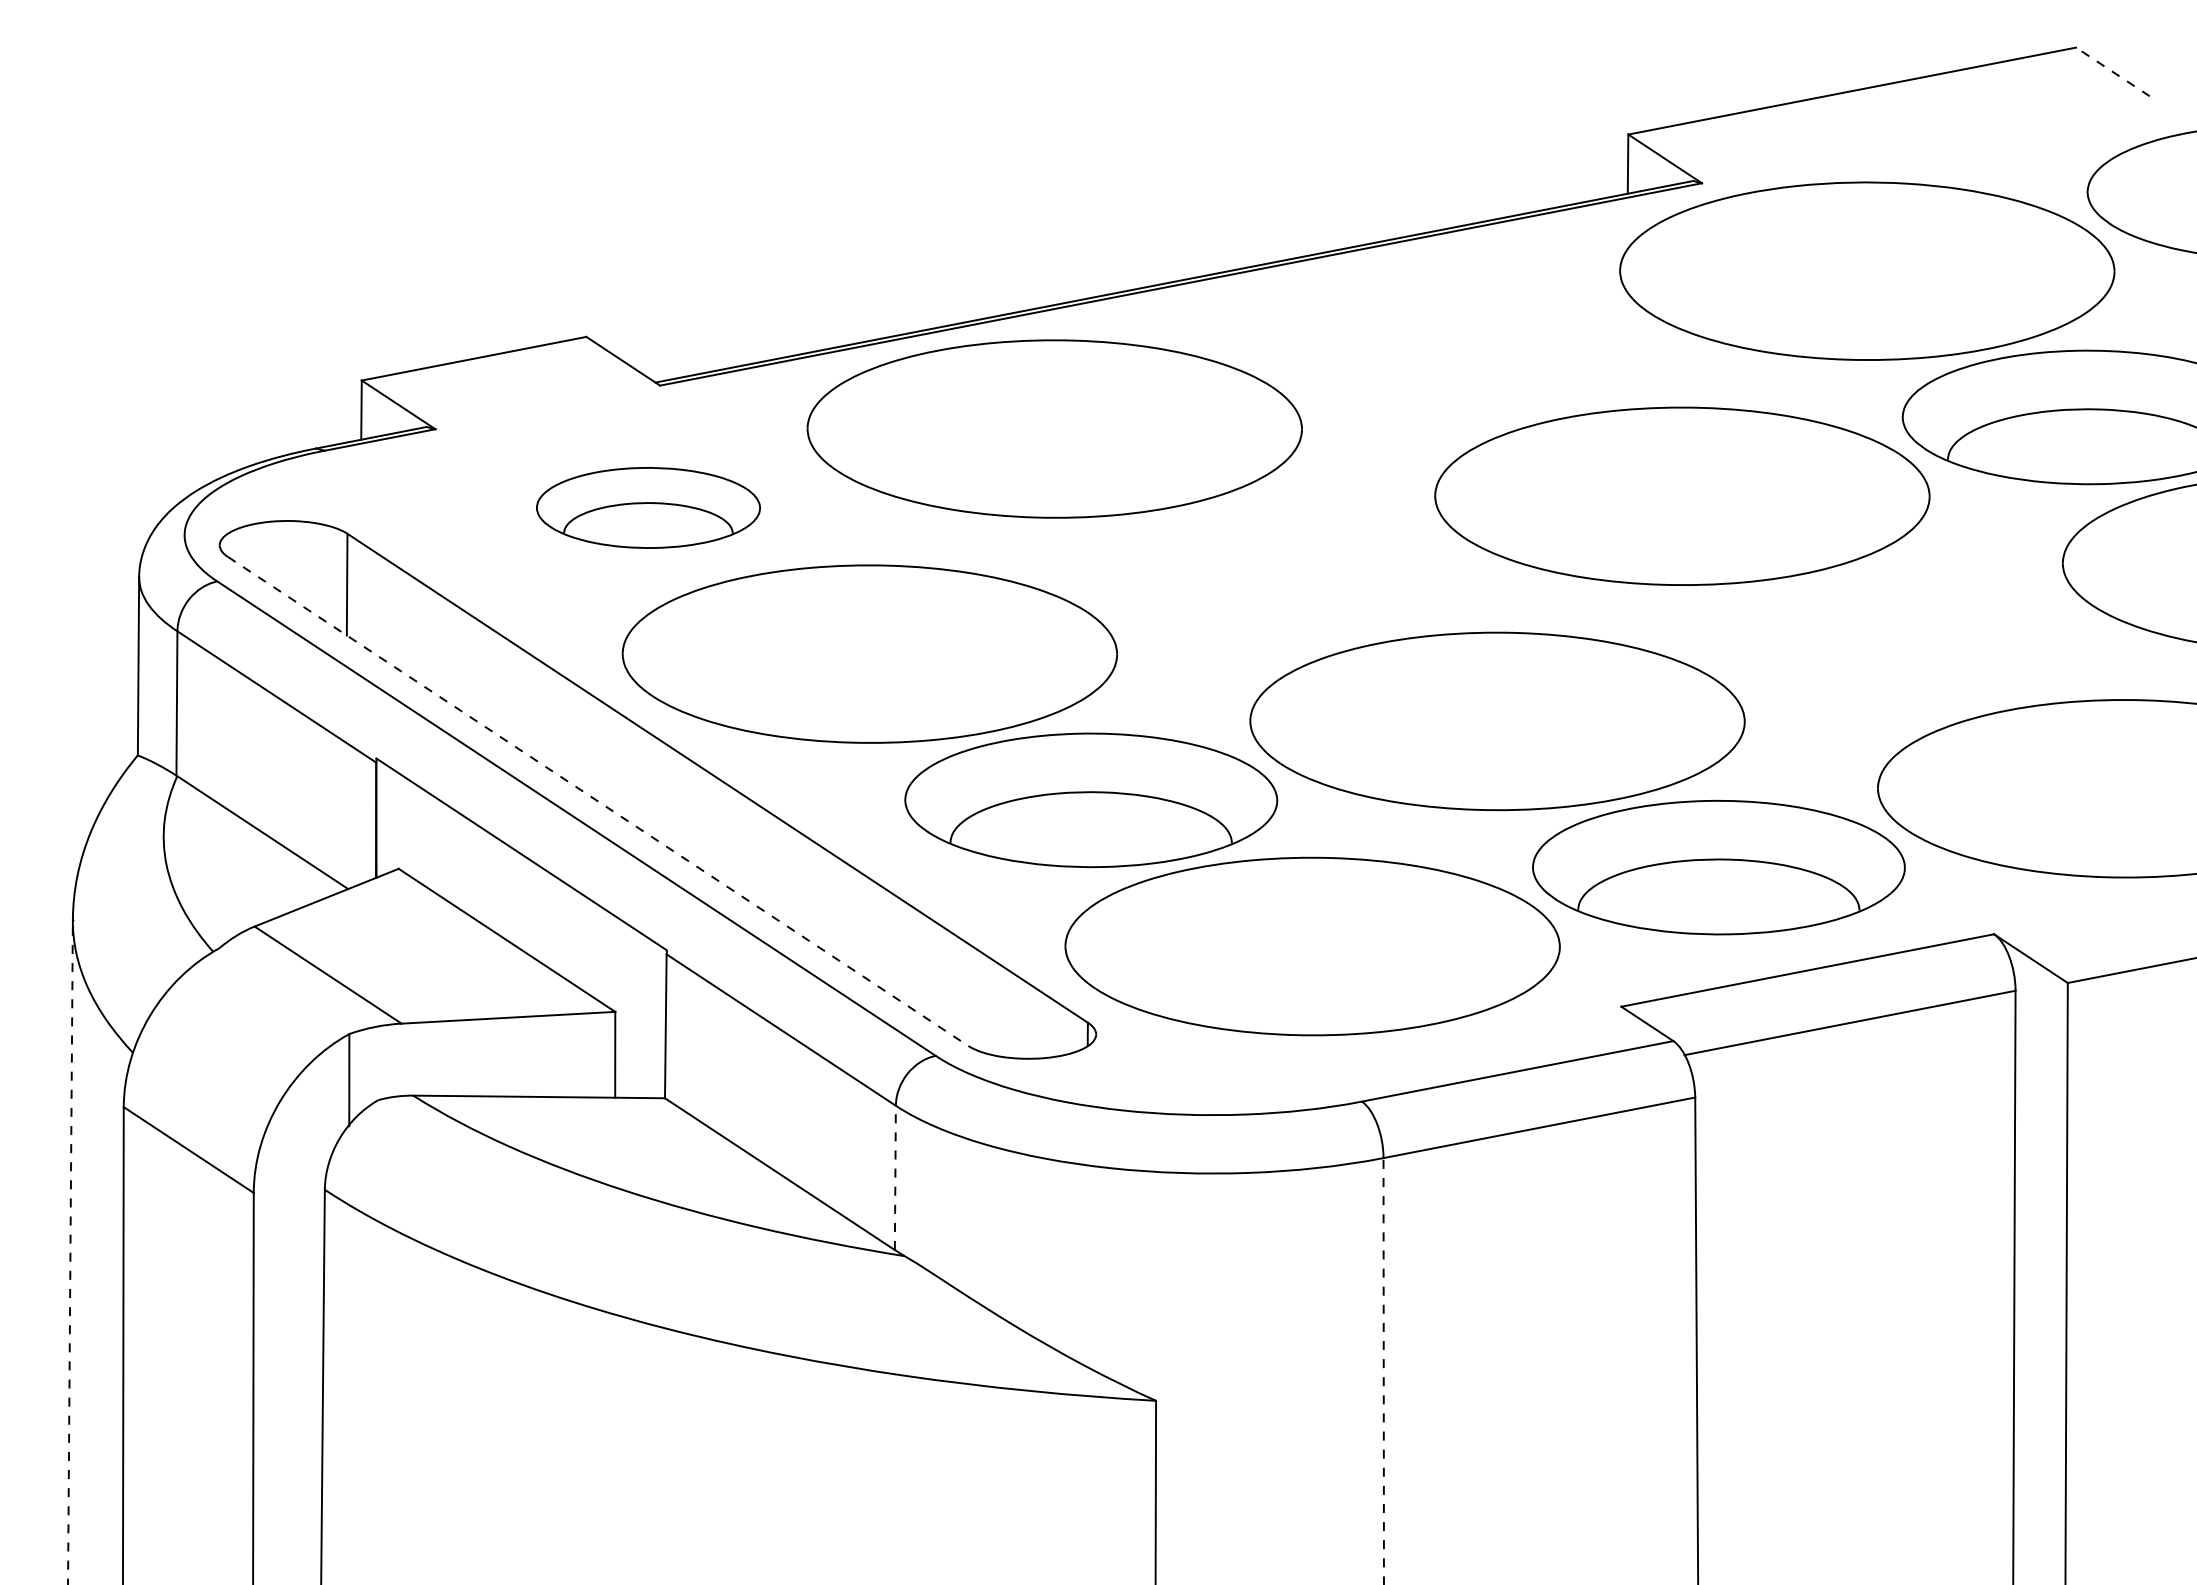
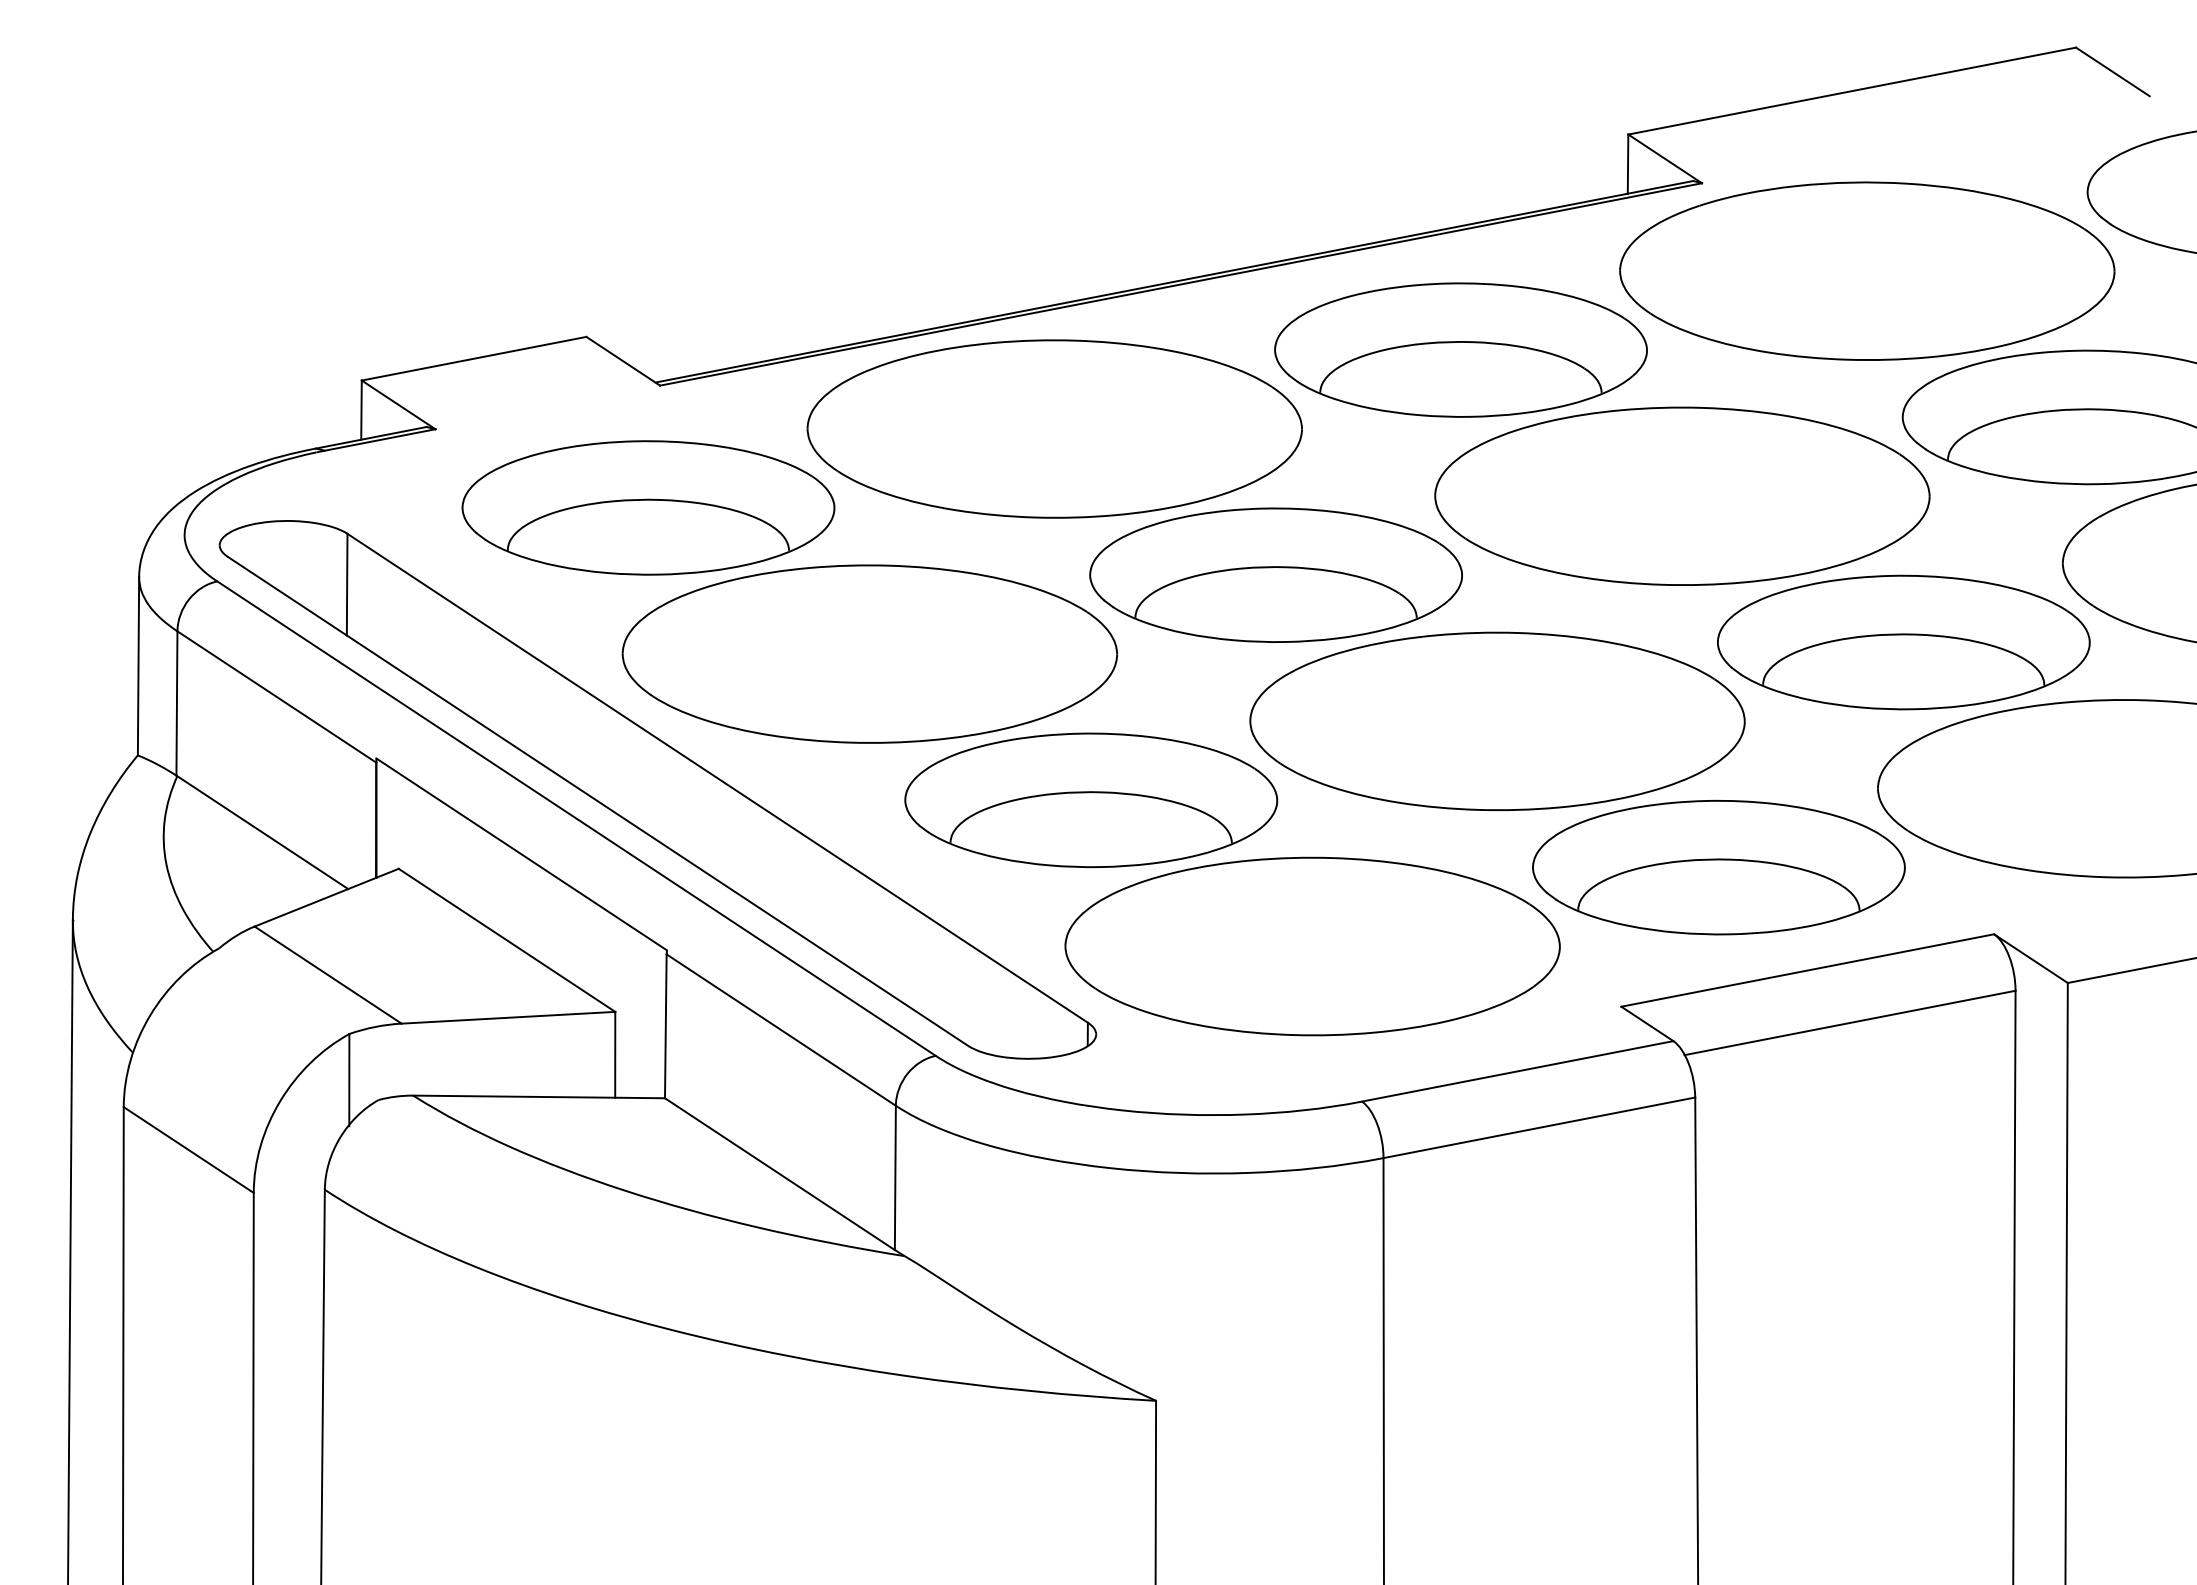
line: dashed -> solid (2112, 71)
part: none -> present (1460, 349)
part size: 225x82 px -> 375x136 px (648, 507)
part: none -> present (1275, 574)
part: none -> present (1903, 642)
line: dashed -> solid (598, 801)
line: dashed -> solid (895, 1177)
line: dashed -> solid (70, 1251)
line: dashed -> solid (1383, 1371)
